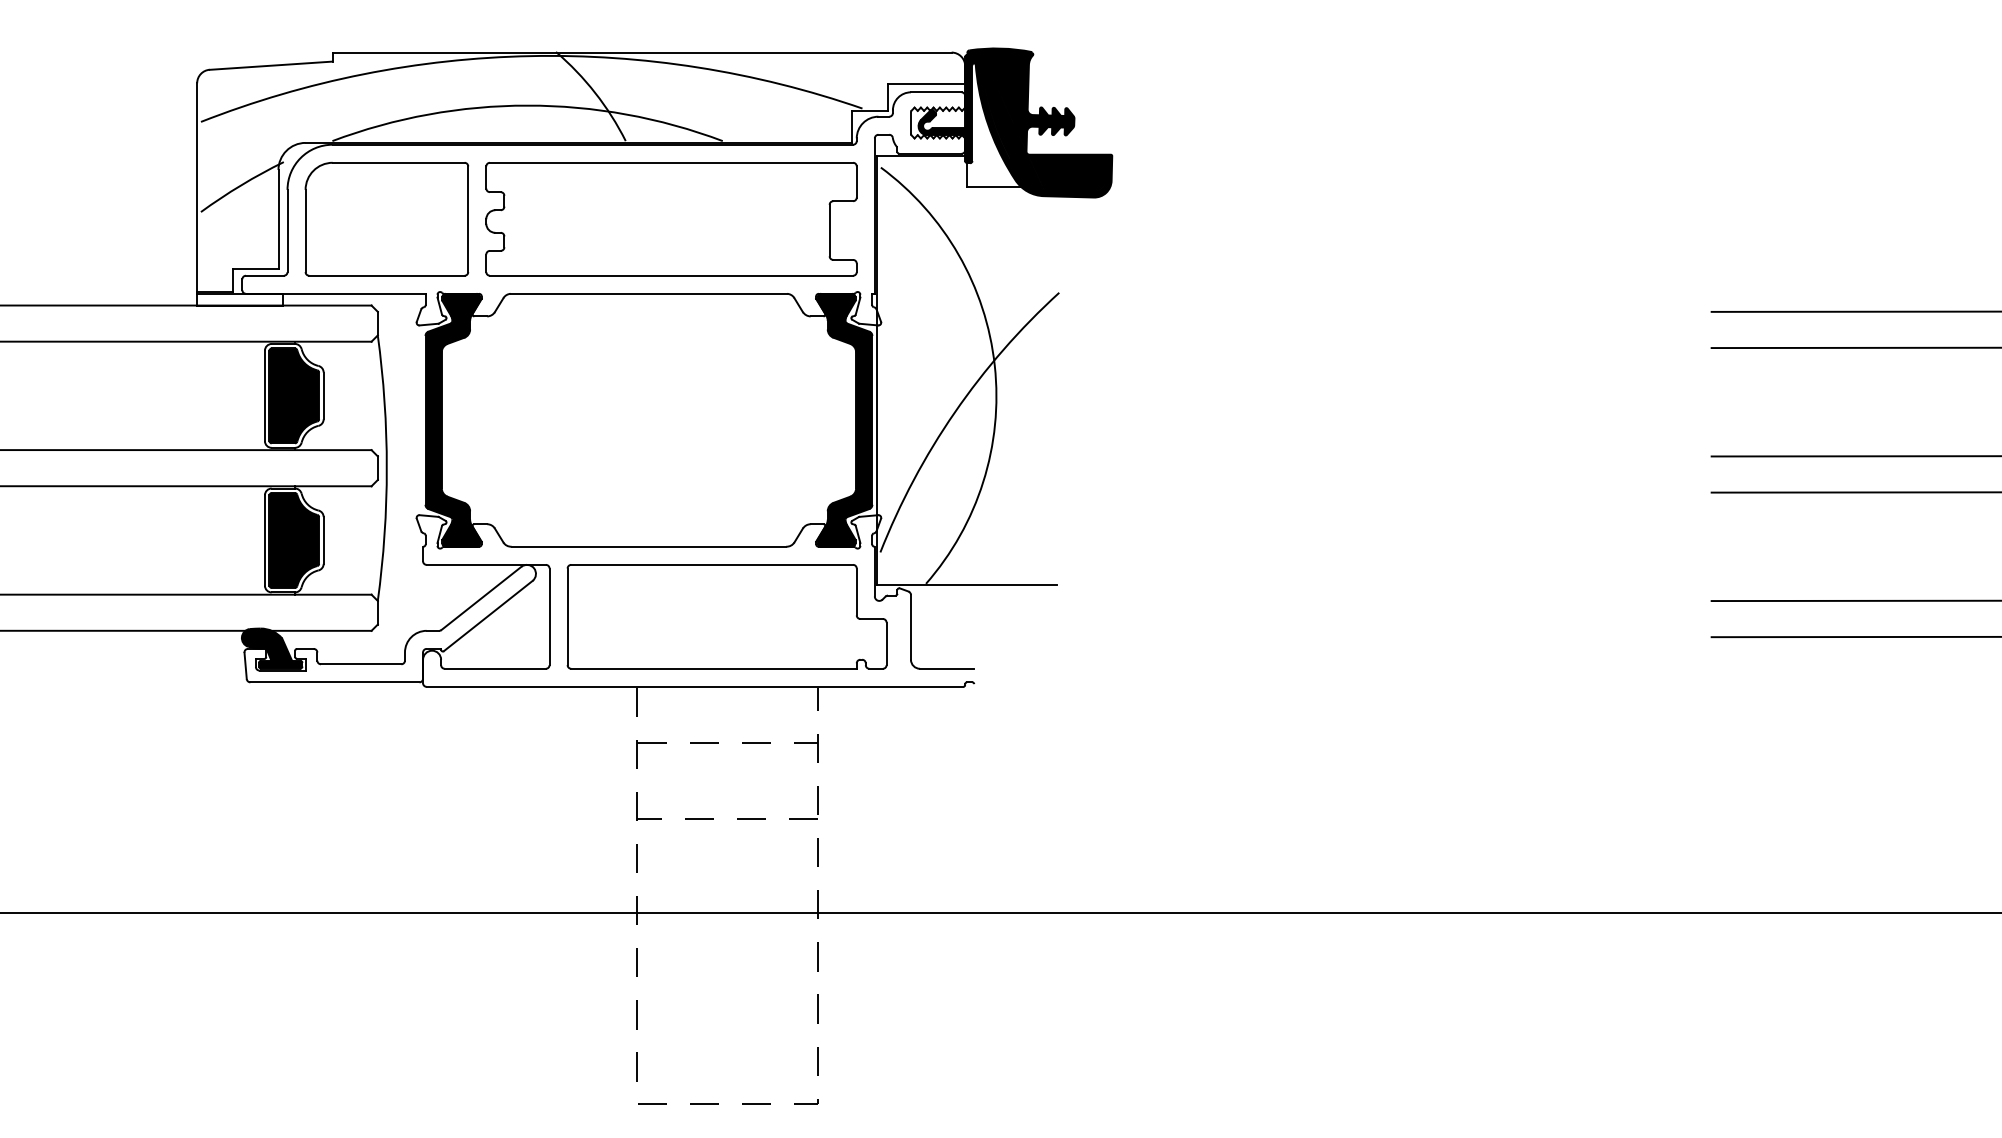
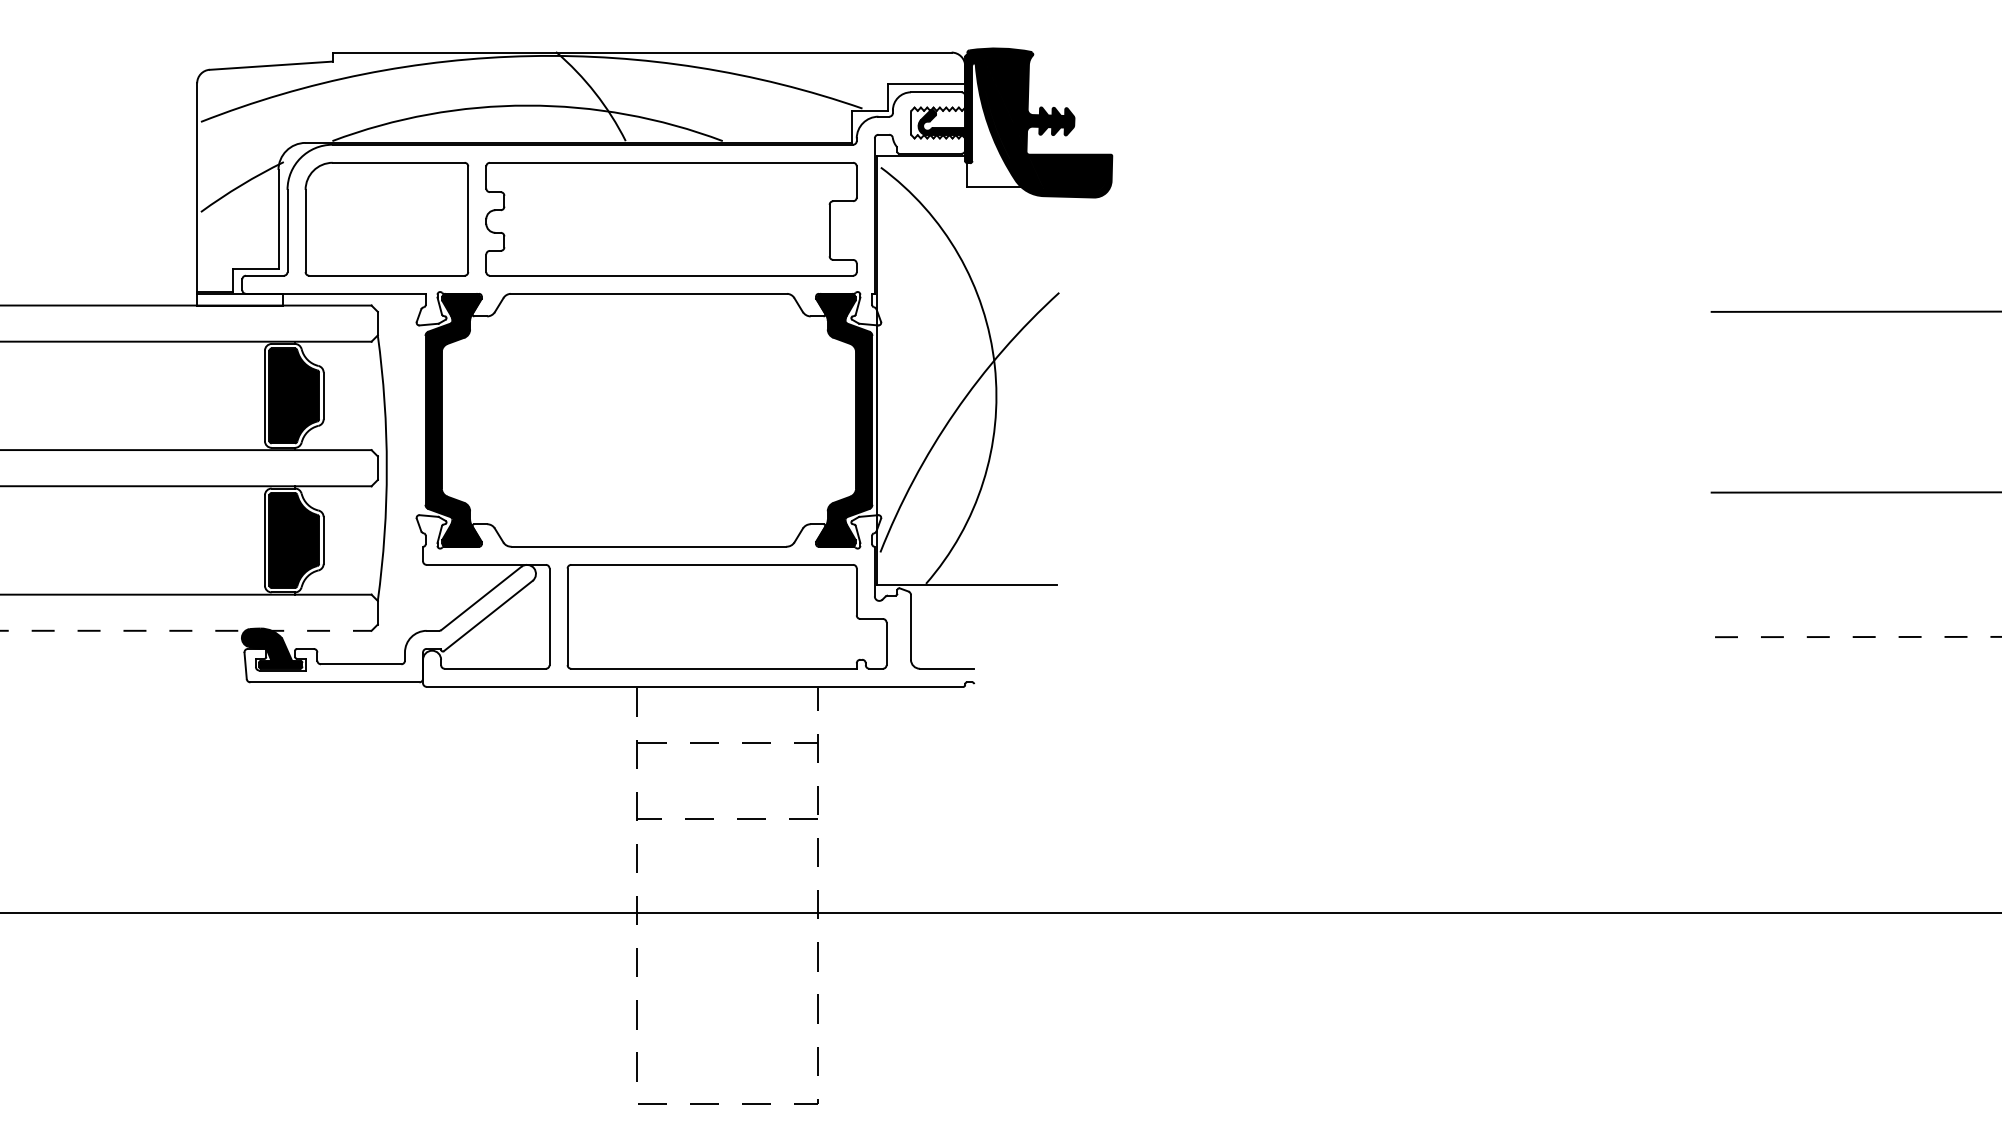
line: present -> none (1854, 347)
line: present -> none (1854, 456)
line: present -> none (1854, 600)
line: solid -> dashed (186, 630)
line: solid -> dashed (1856, 637)
